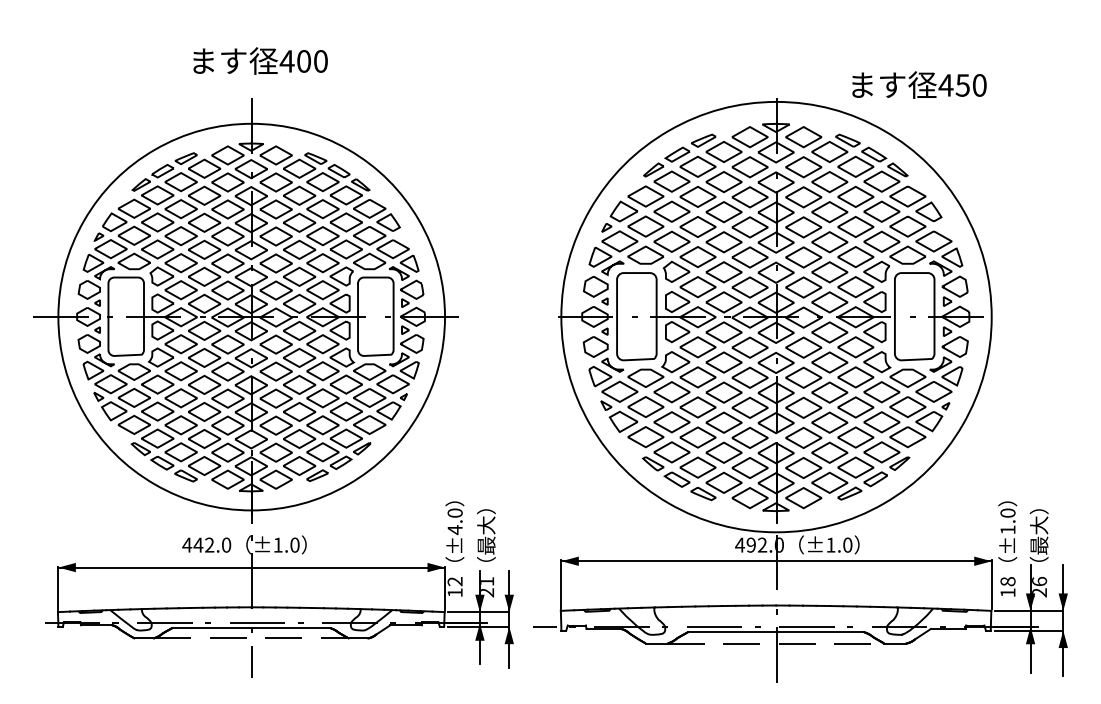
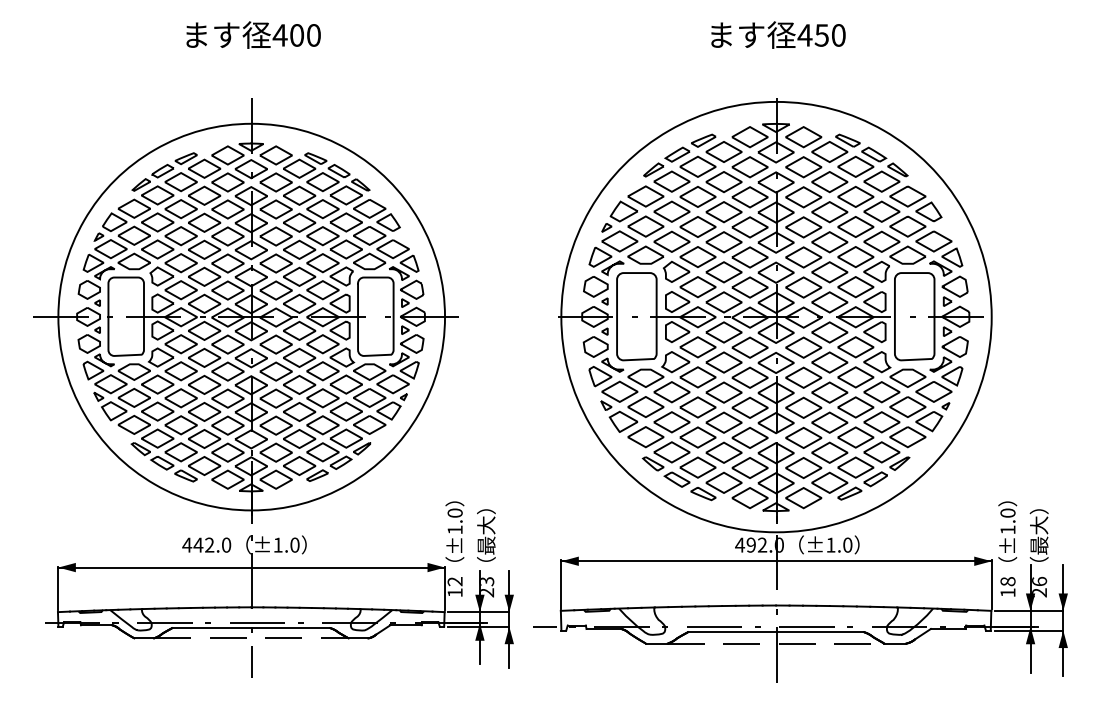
text position: (260, 60) -> (253, 34) (253, 34)
text position: (919, 84) -> (778, 34) (778, 34)
text: ±4.0 -> ±1.0 (454, 530)
text: 21 -> 23 (487, 581)
